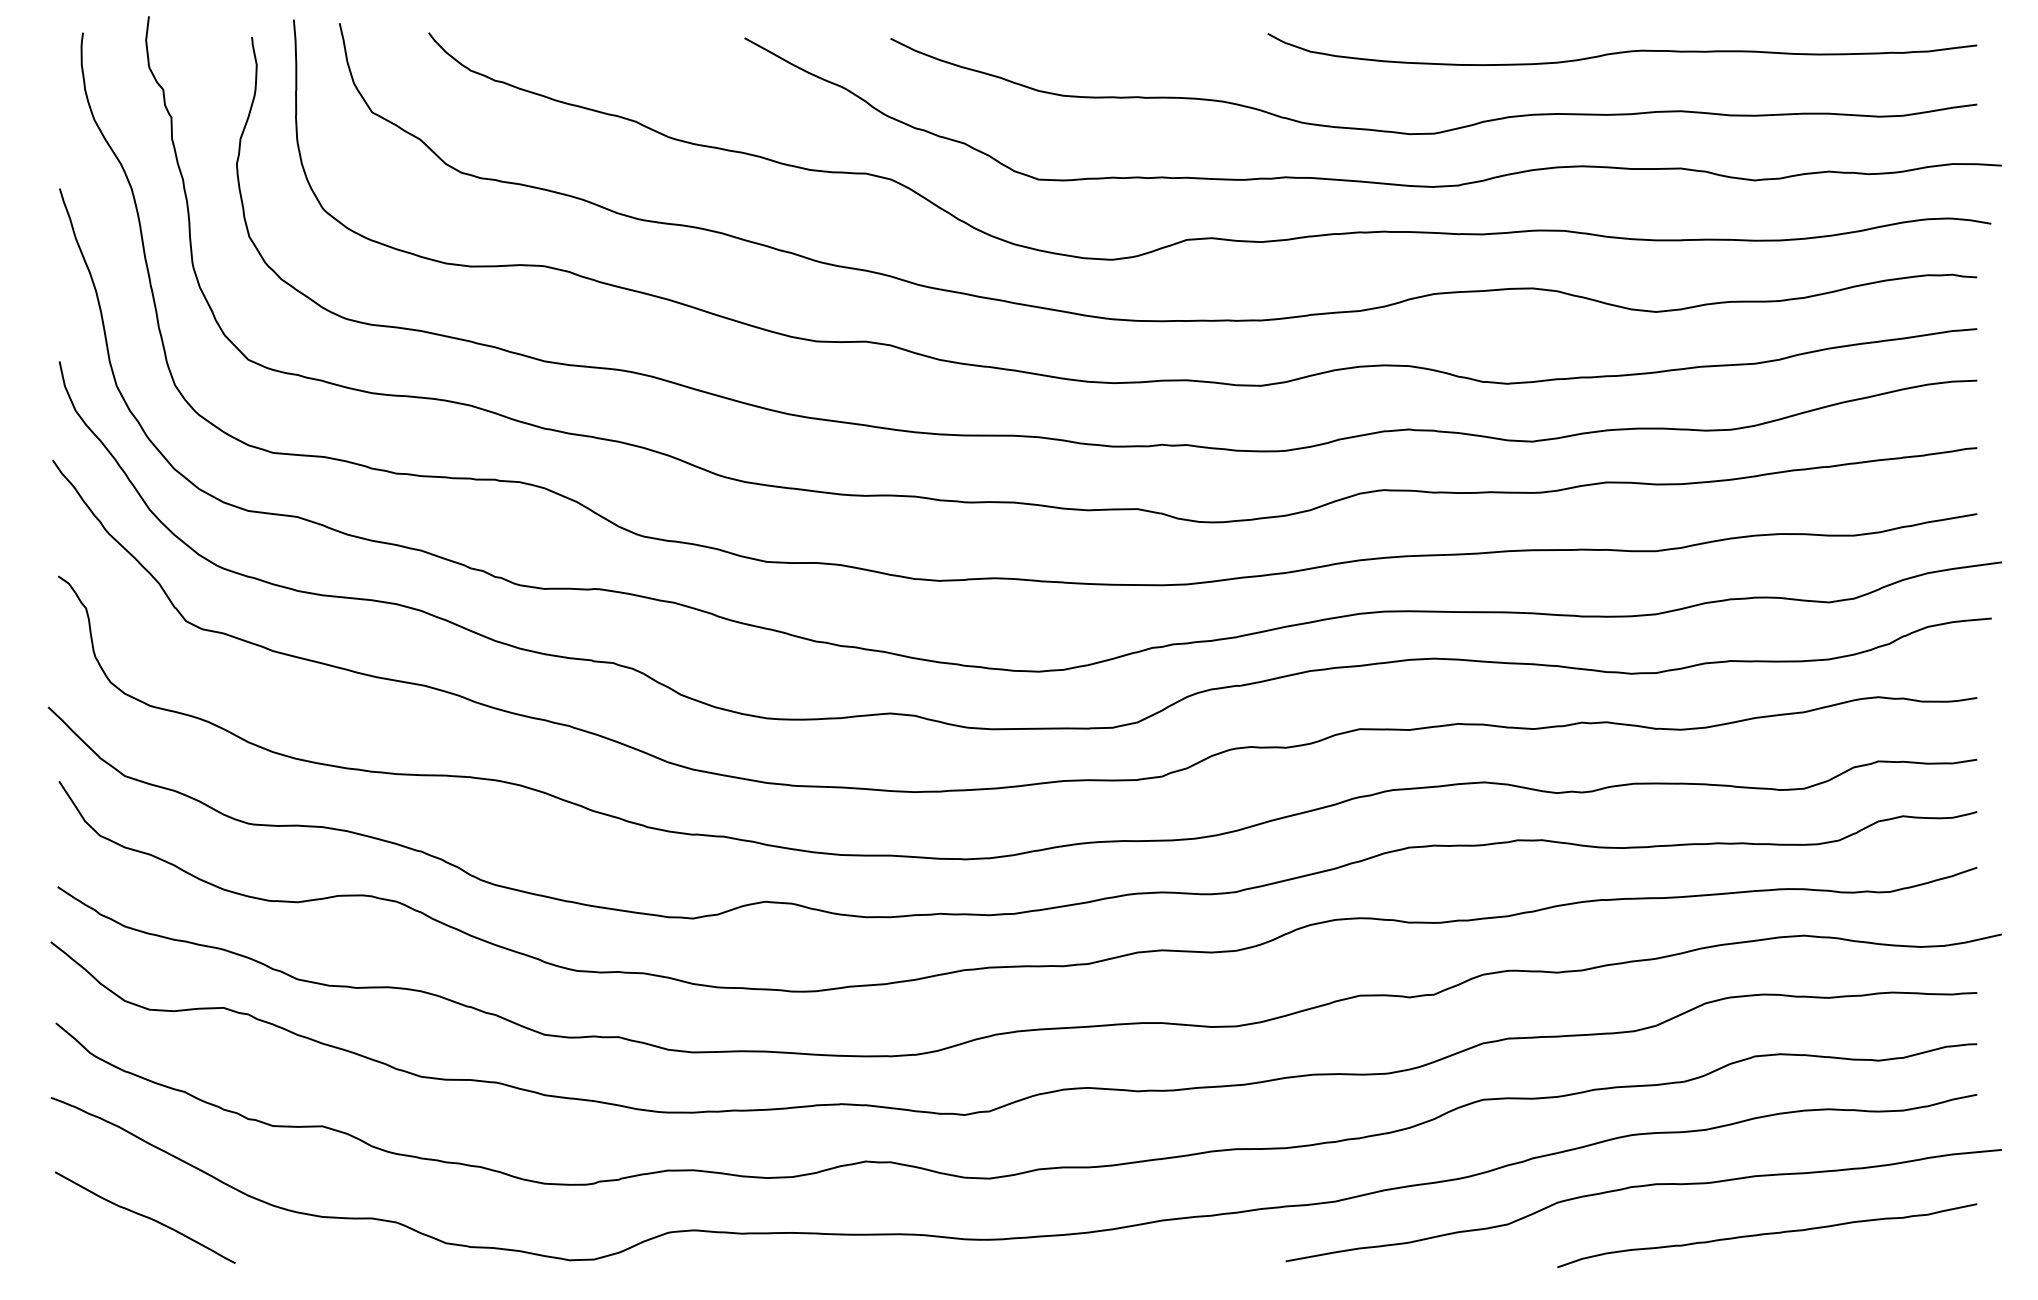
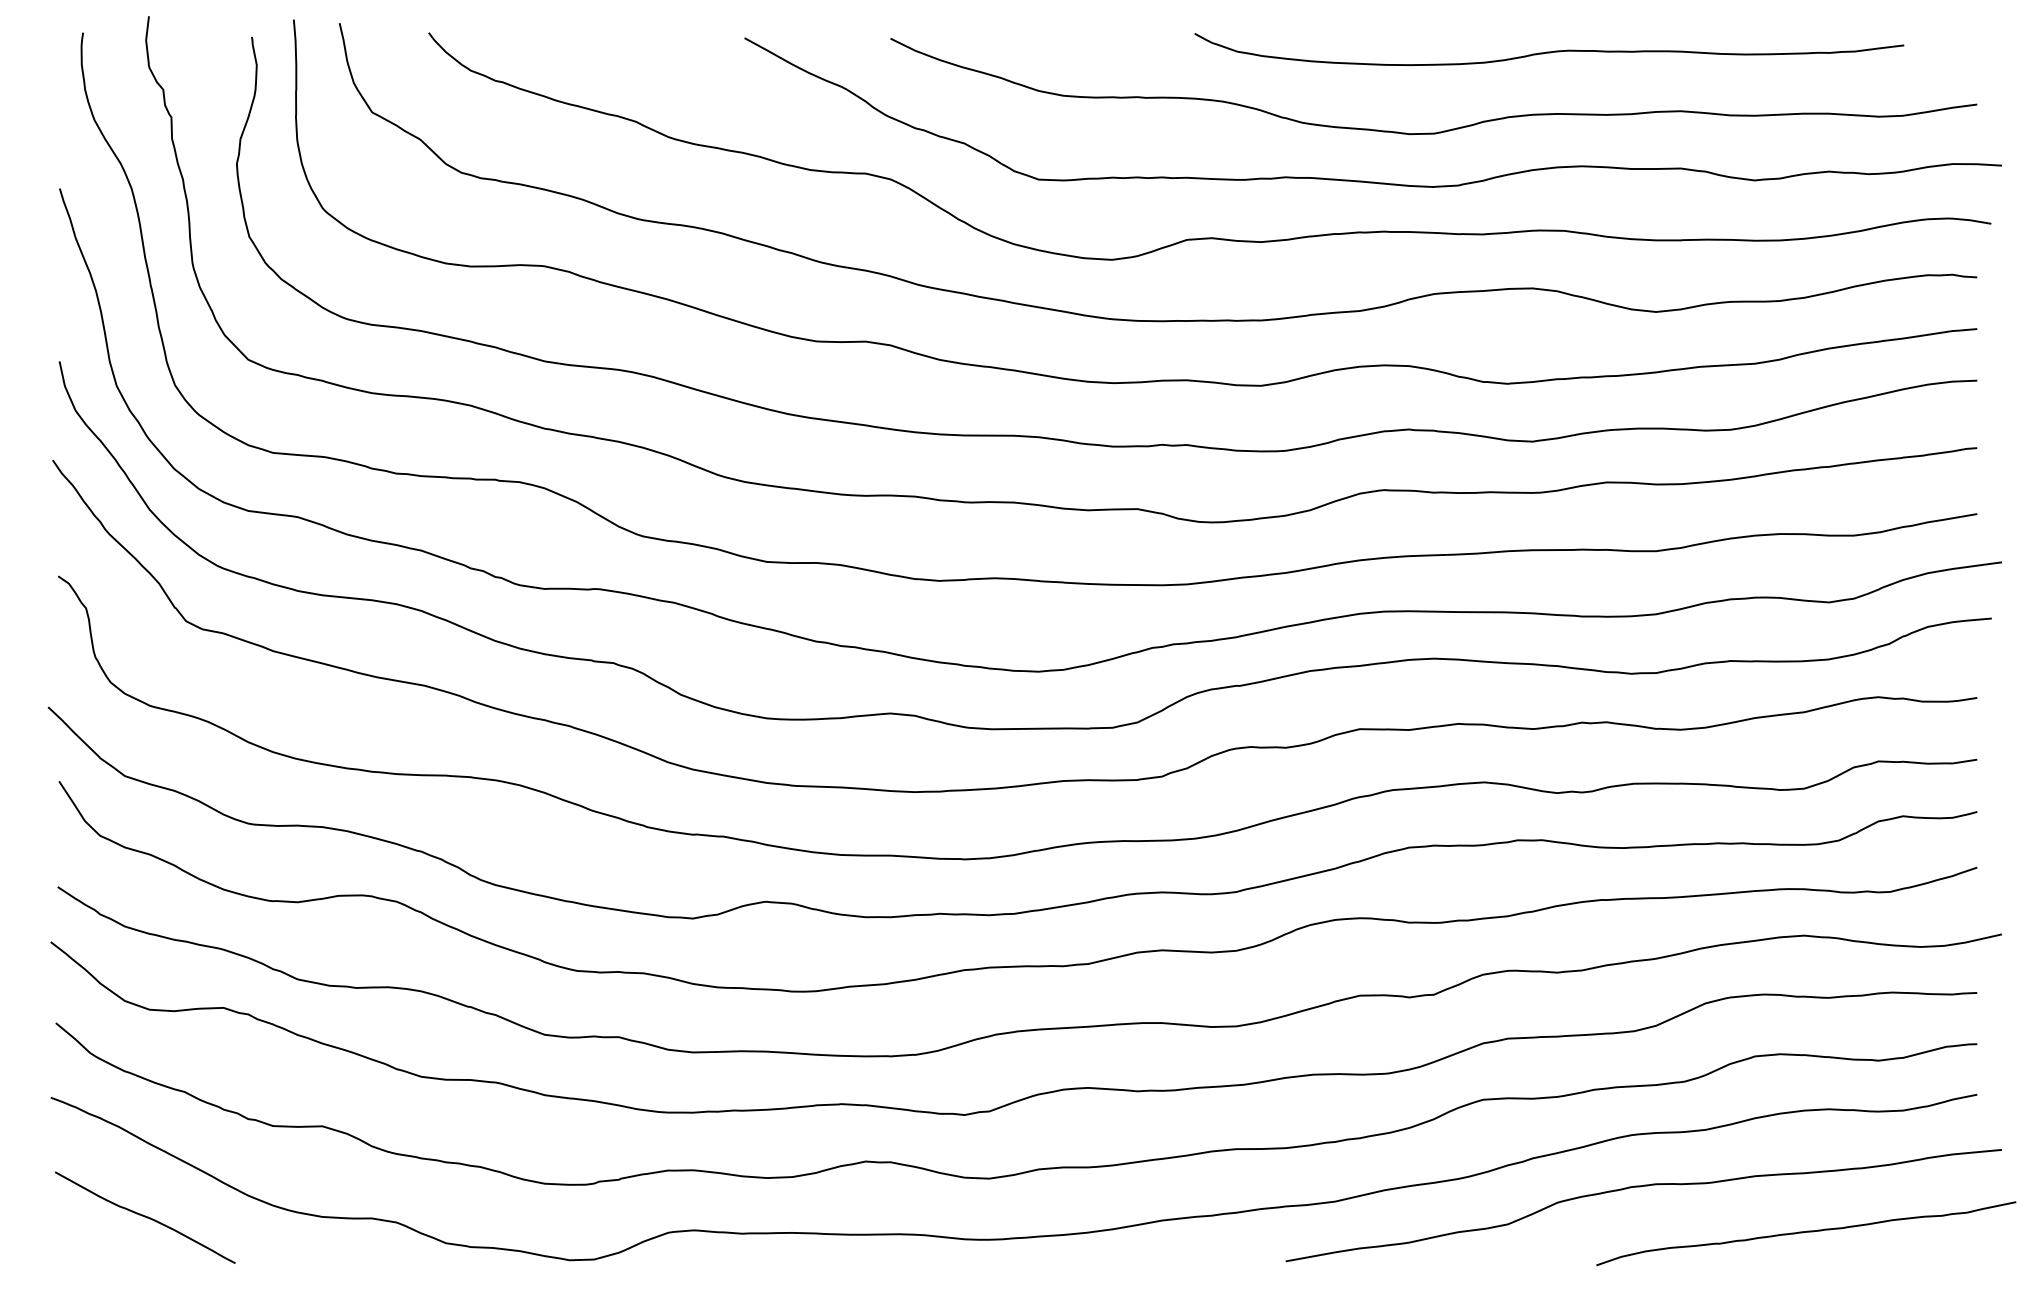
curve position: (1622, 51) -> (1549, 51) (1549, 51)
curve position: (1767, 1234) -> (1806, 1232) (1806, 1232)
